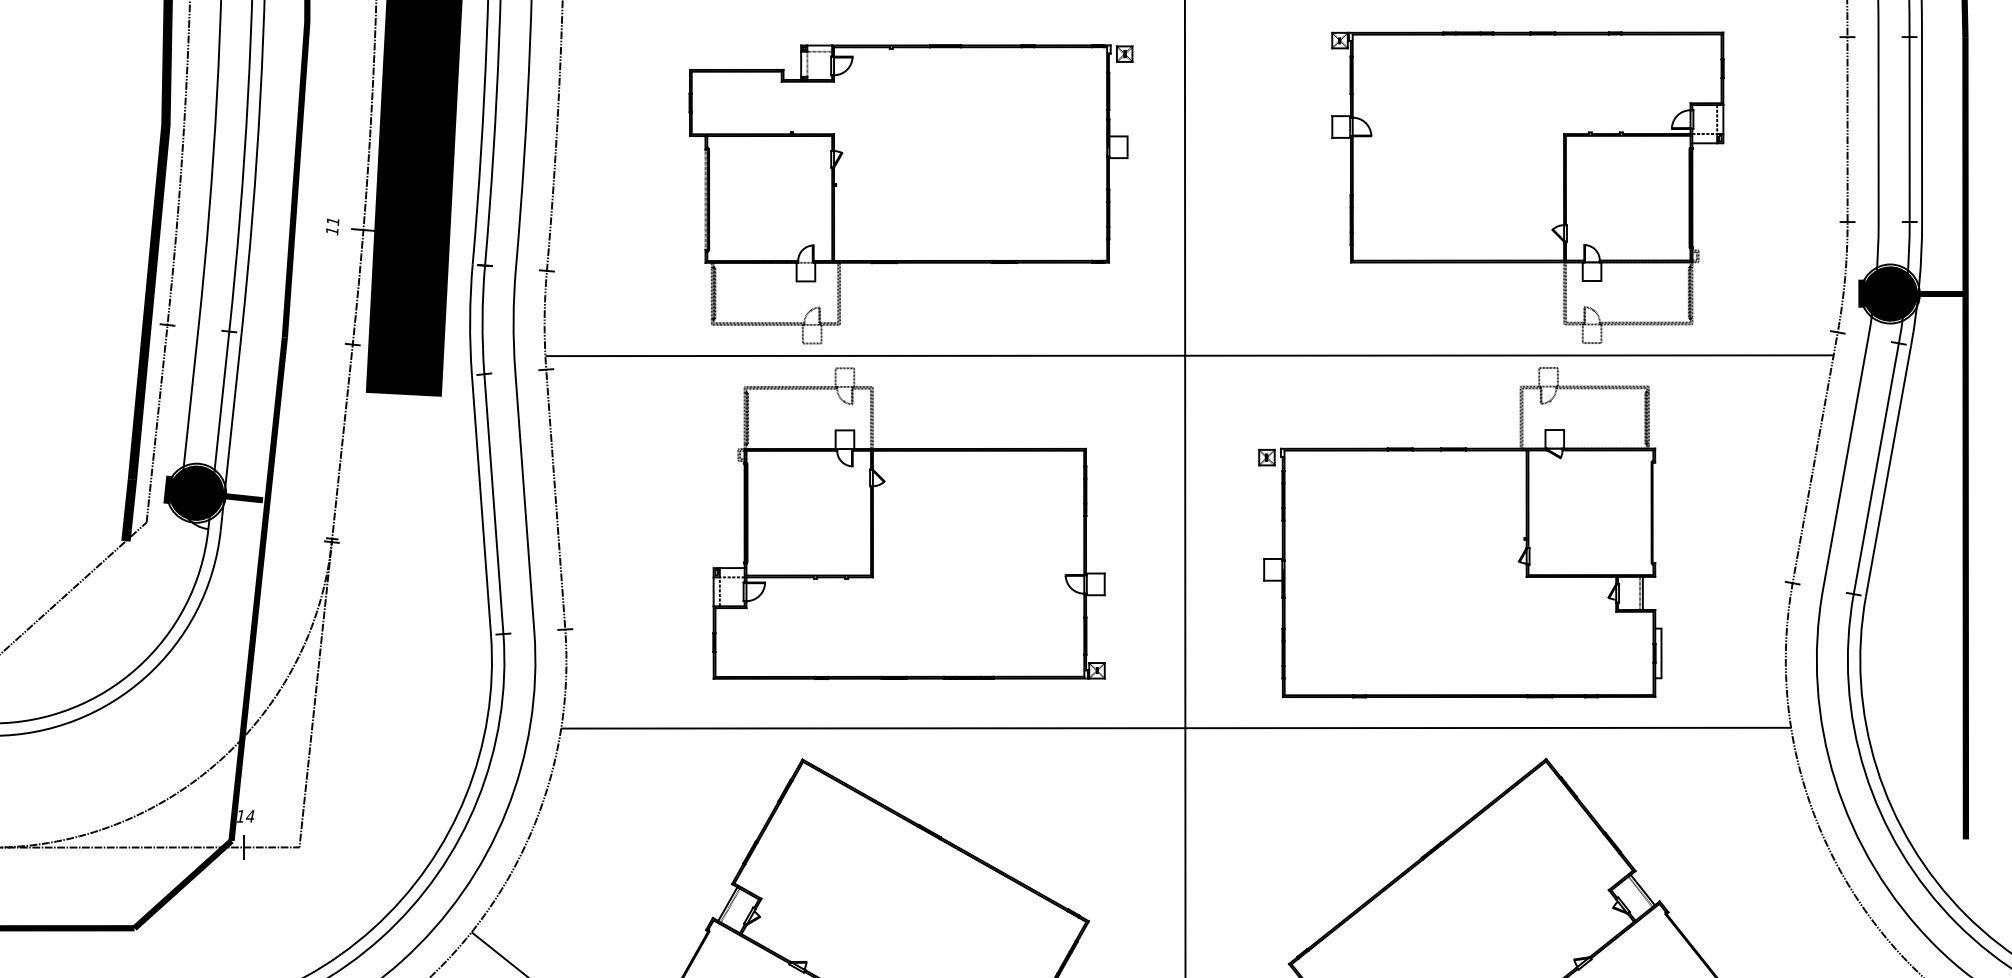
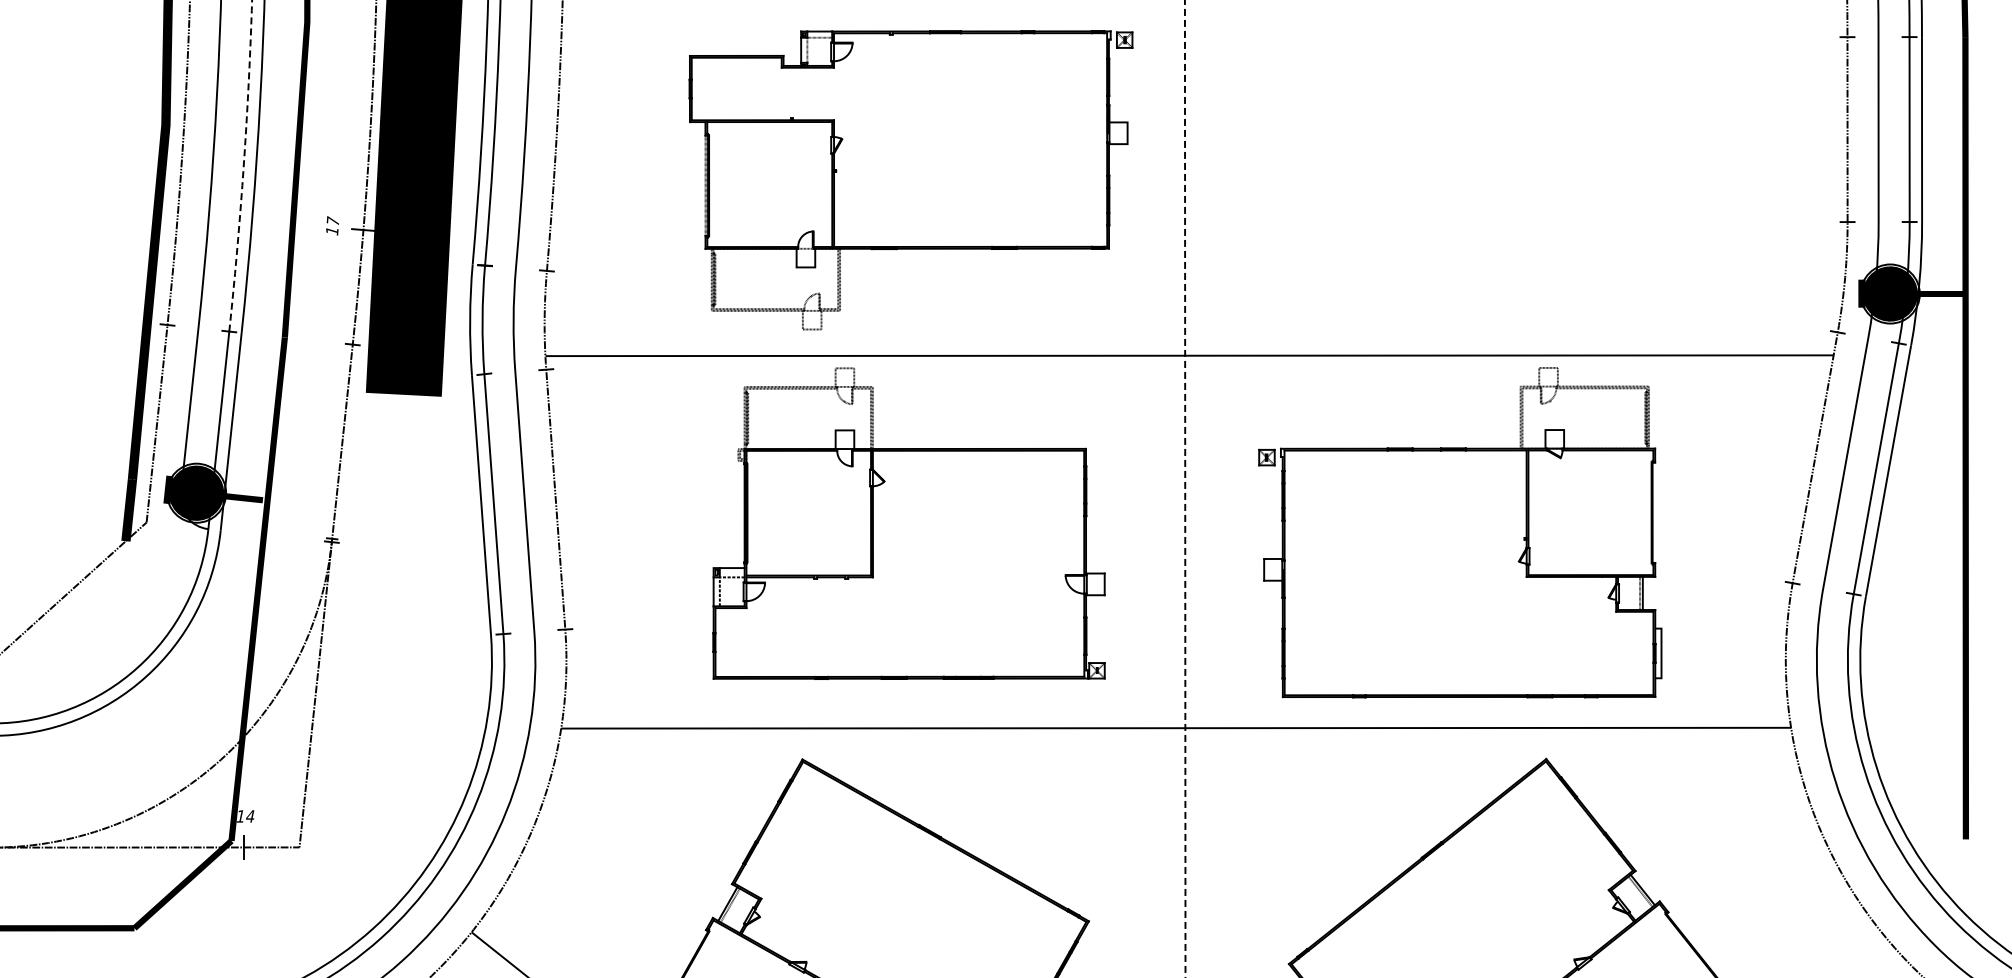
line: solid -> dashed (243, 165)
part: present -> none (1527, 187)
part position: (910, 194) -> (910, 180) (910, 180)
text: 11 -> 17 (332, 220)
line: solid -> dashed (1185, 489)
